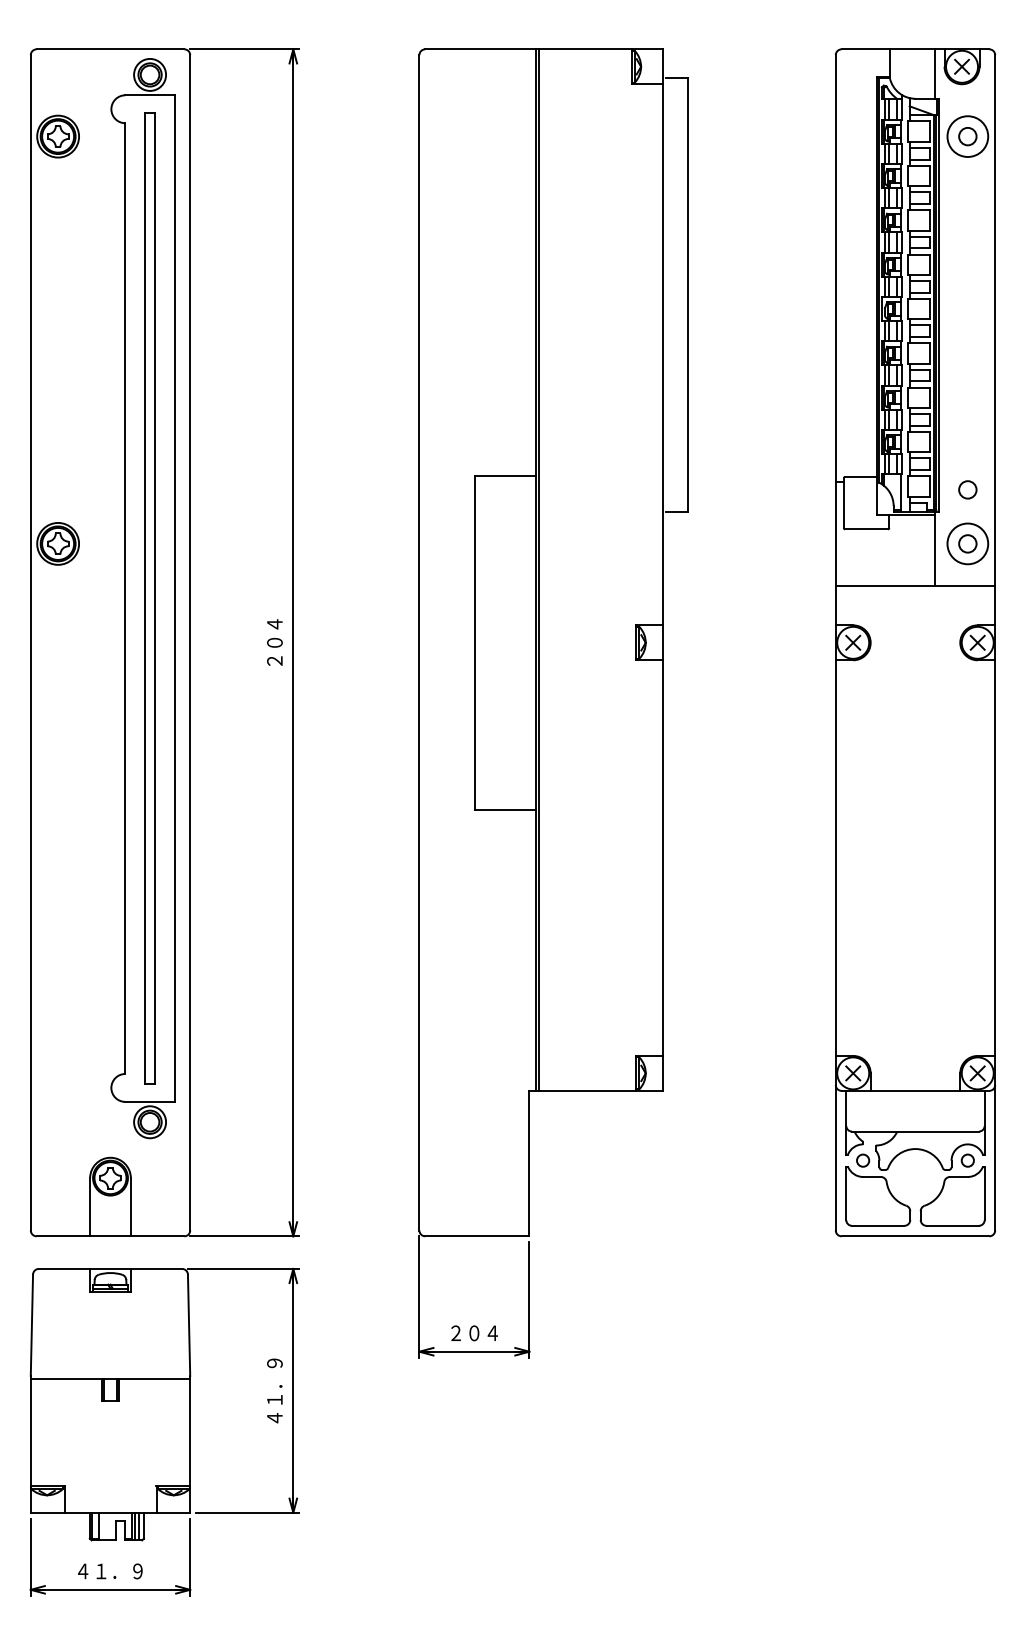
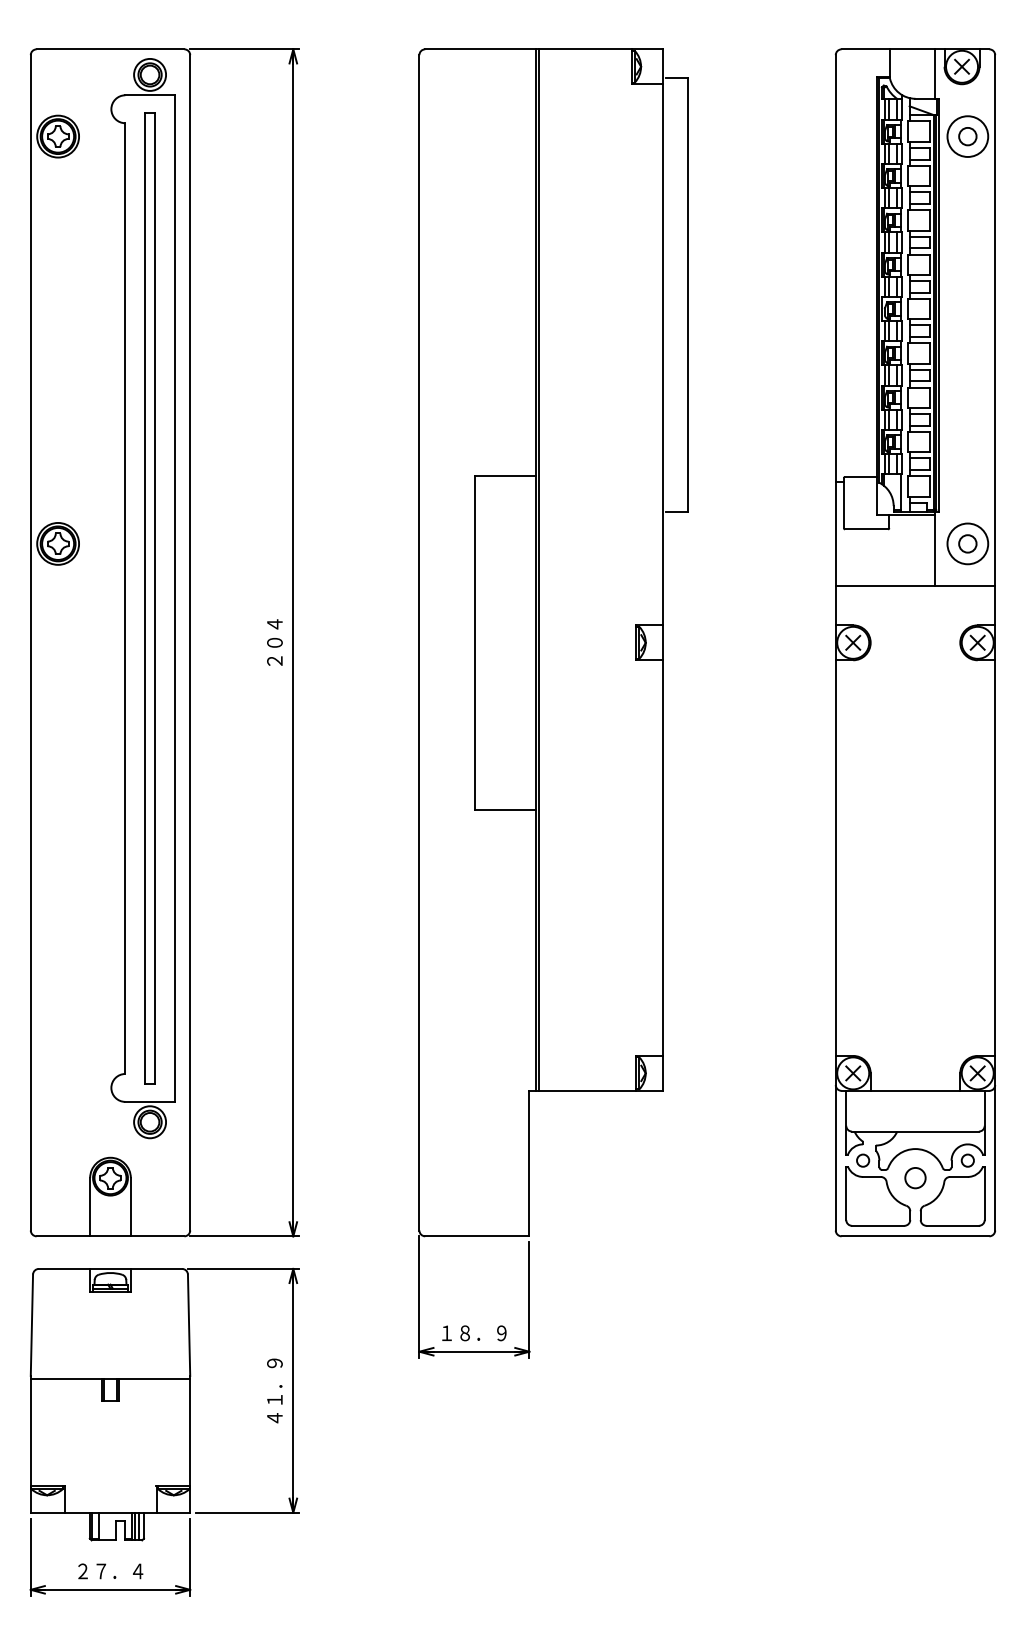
circle: present -> none (967, 489)
circle: none -> present (915, 1178)
text: ２０４ -> １８．９ (474, 1333)
text: ４１．９ -> ２７．４ (110, 1571)
